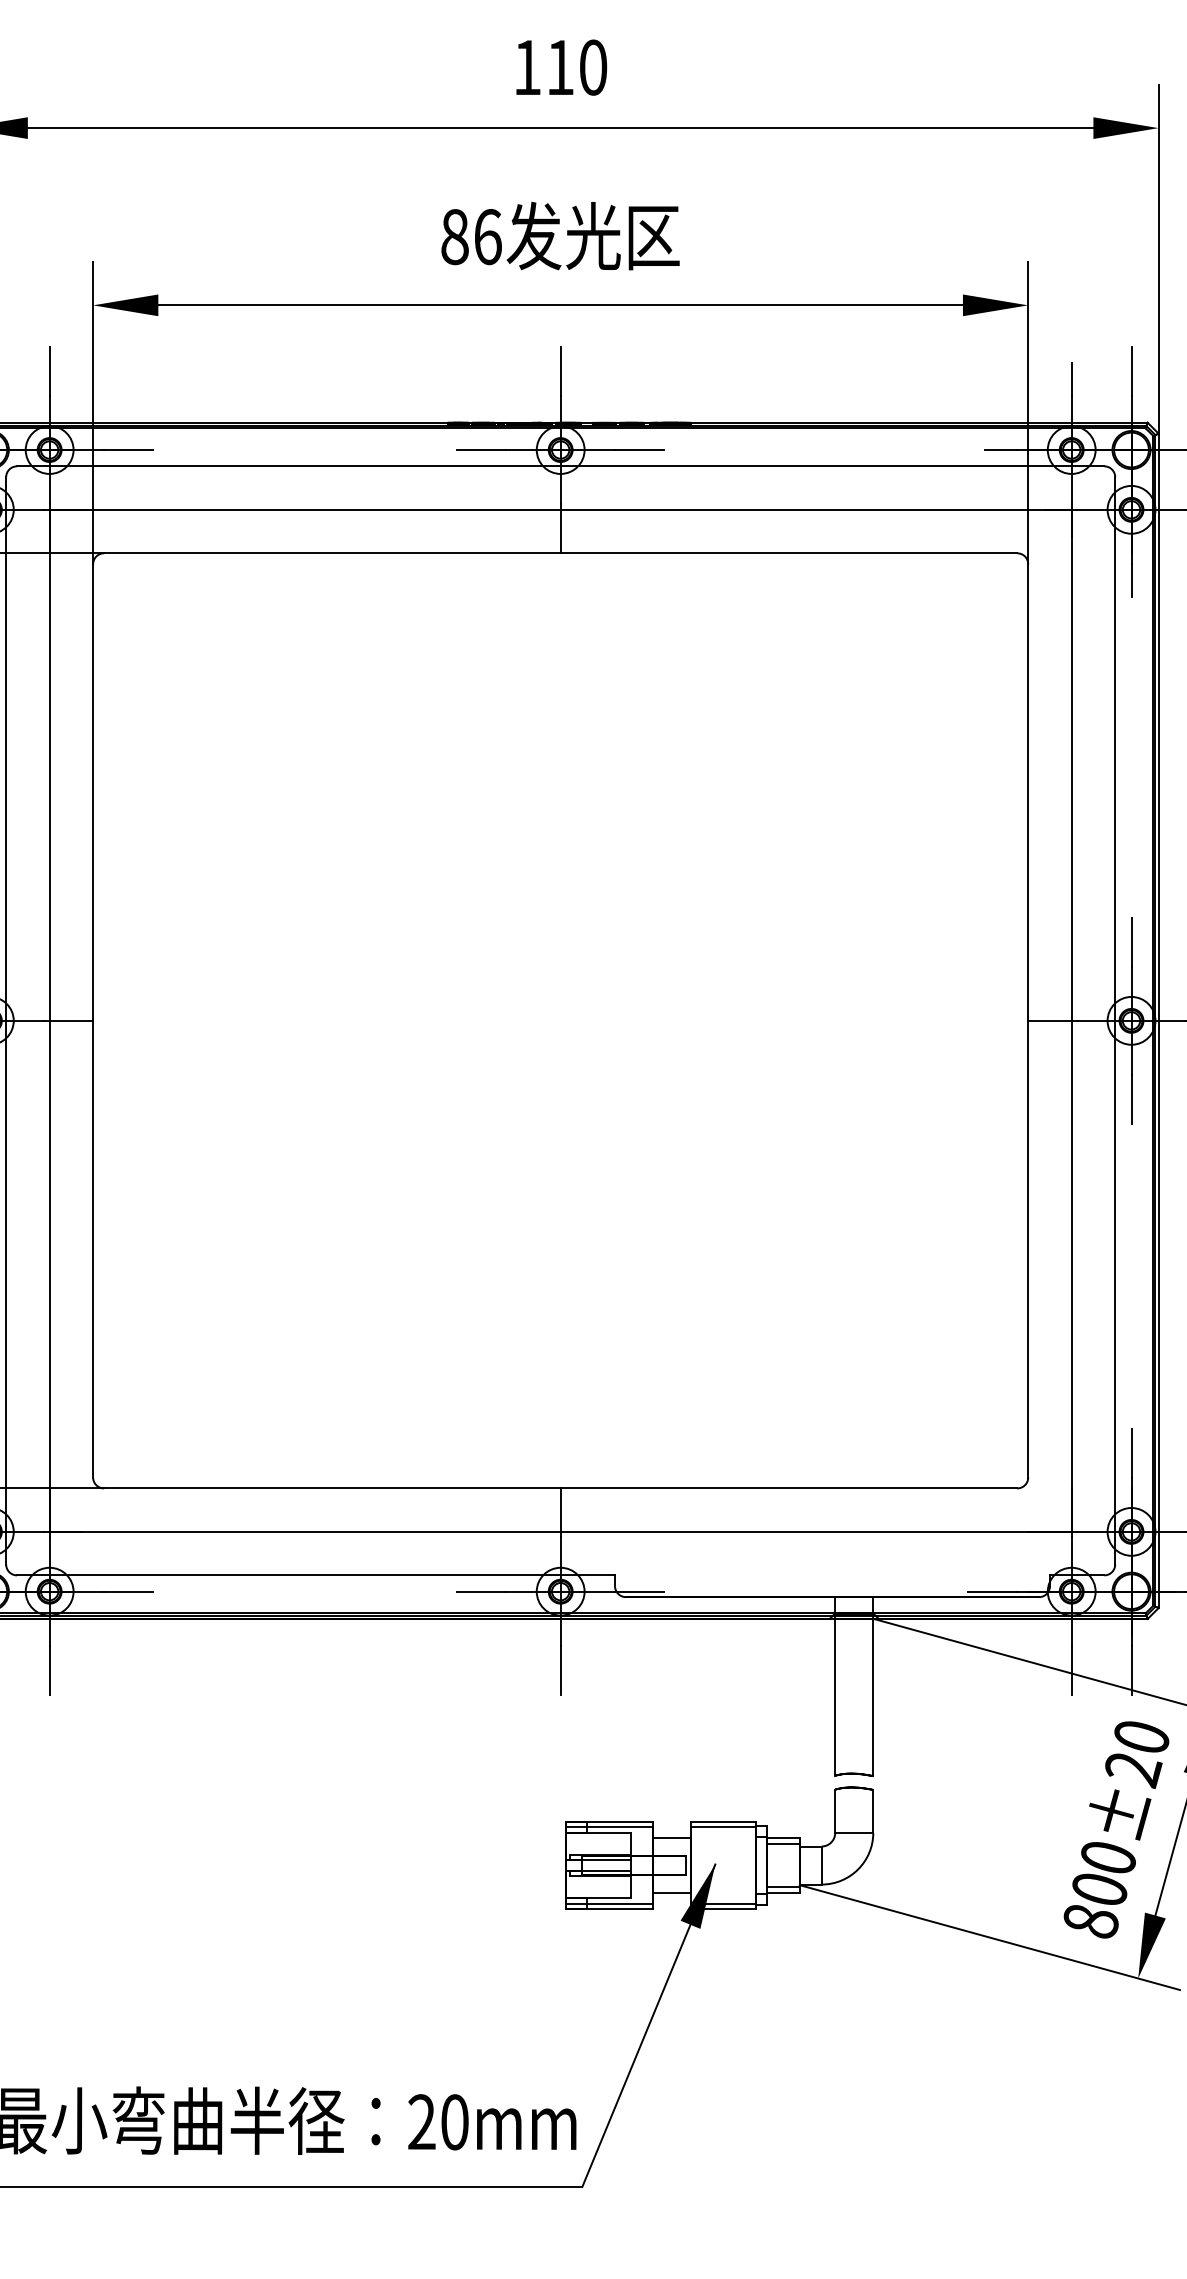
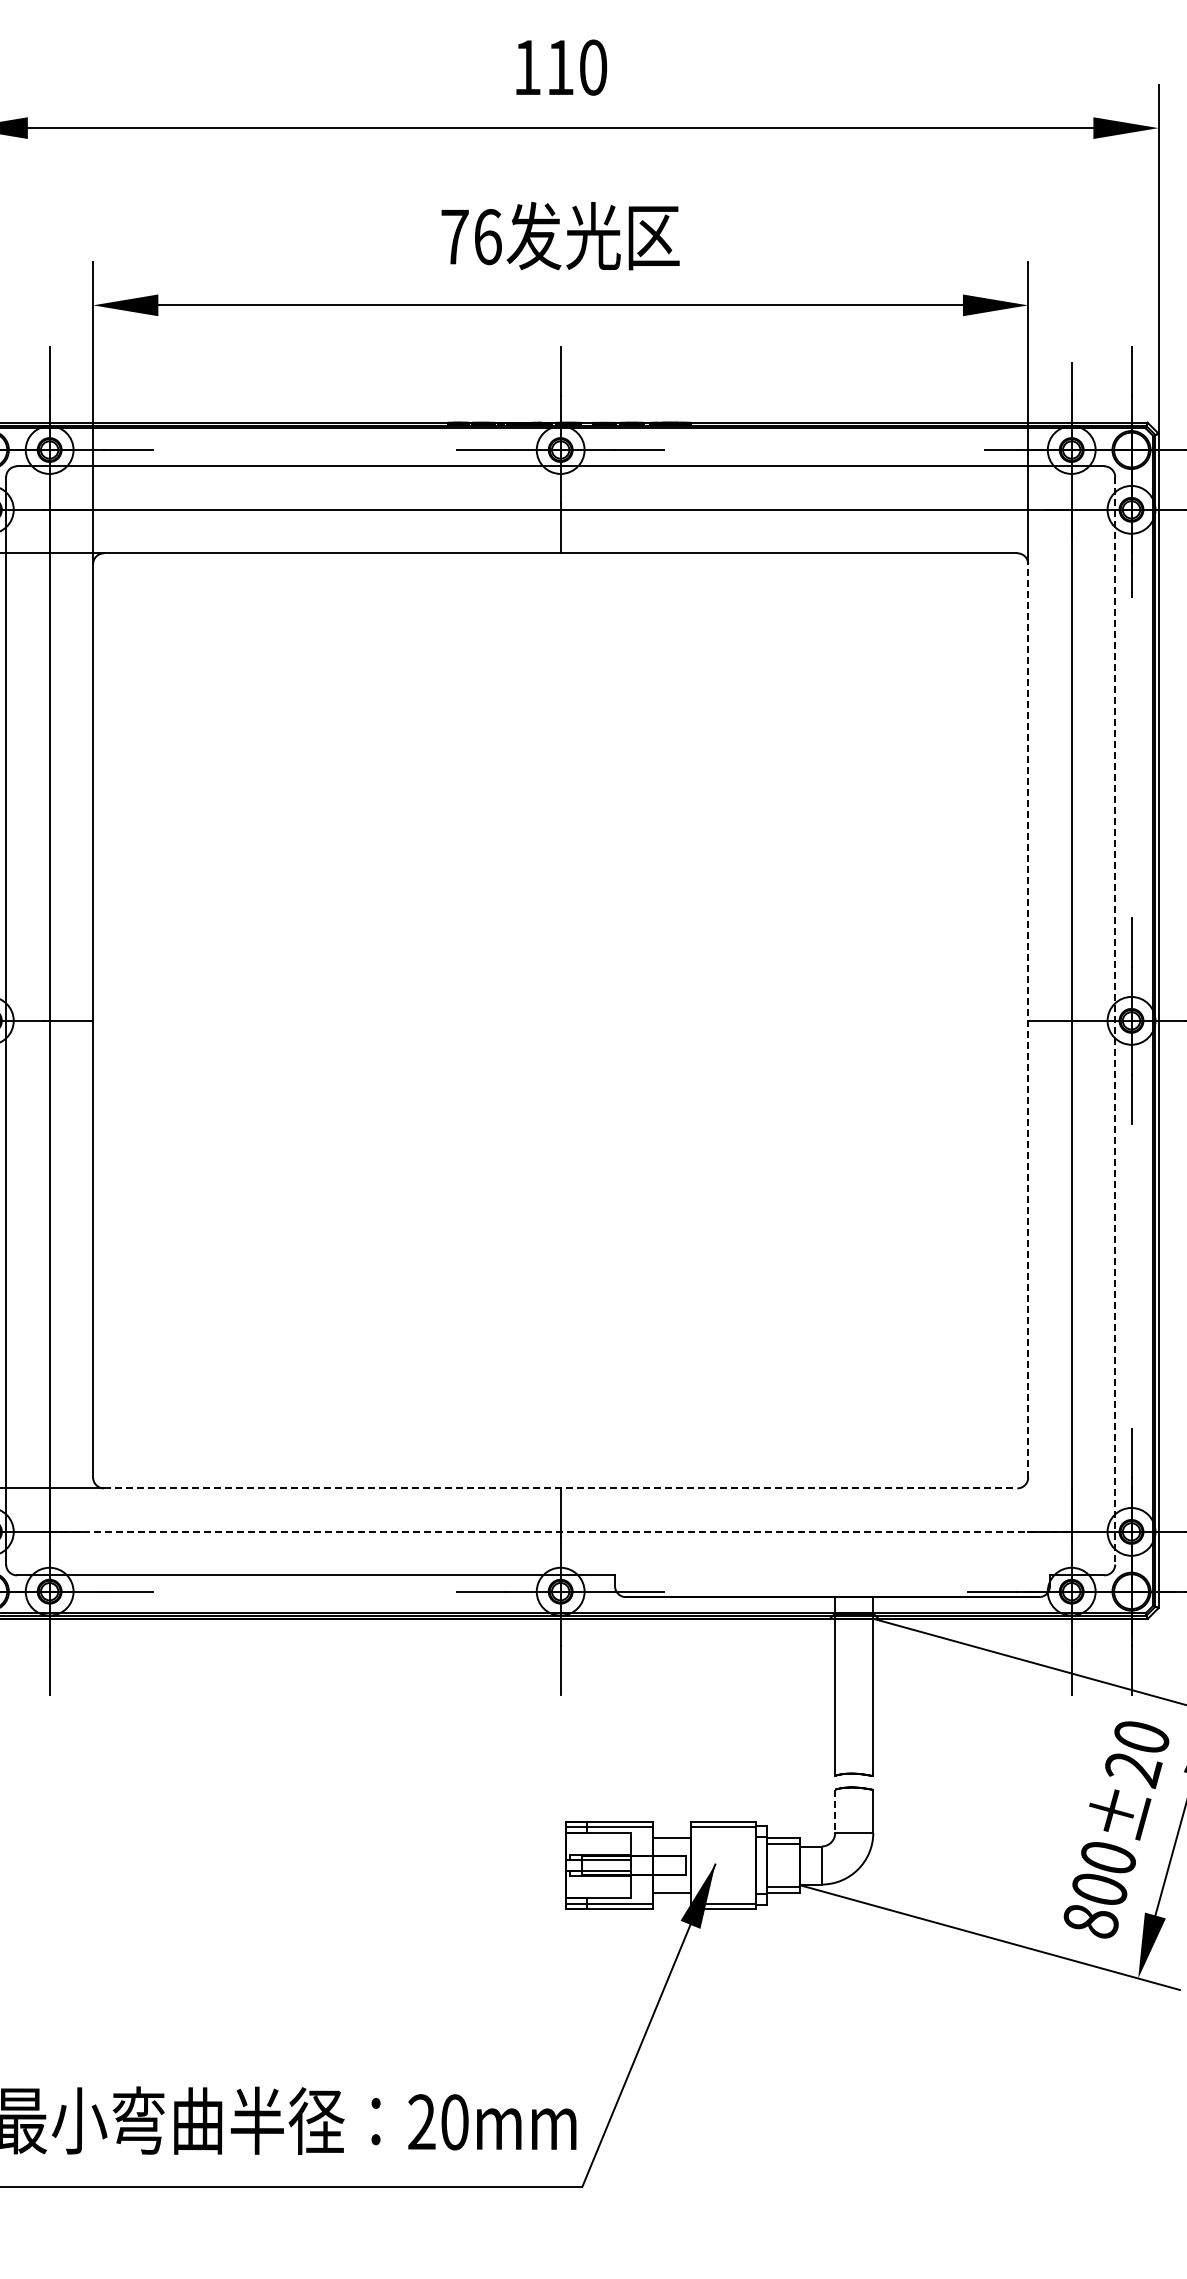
text: 86 -> 76 (454, 237)
line: solid -> dashed (1028, 1020)
line: solid -> dashed (1115, 1020)
line: solid -> dashed (560, 1488)
line: solid -> dashed (561, 1531)
line: solid -> dashed (835, 1811)
